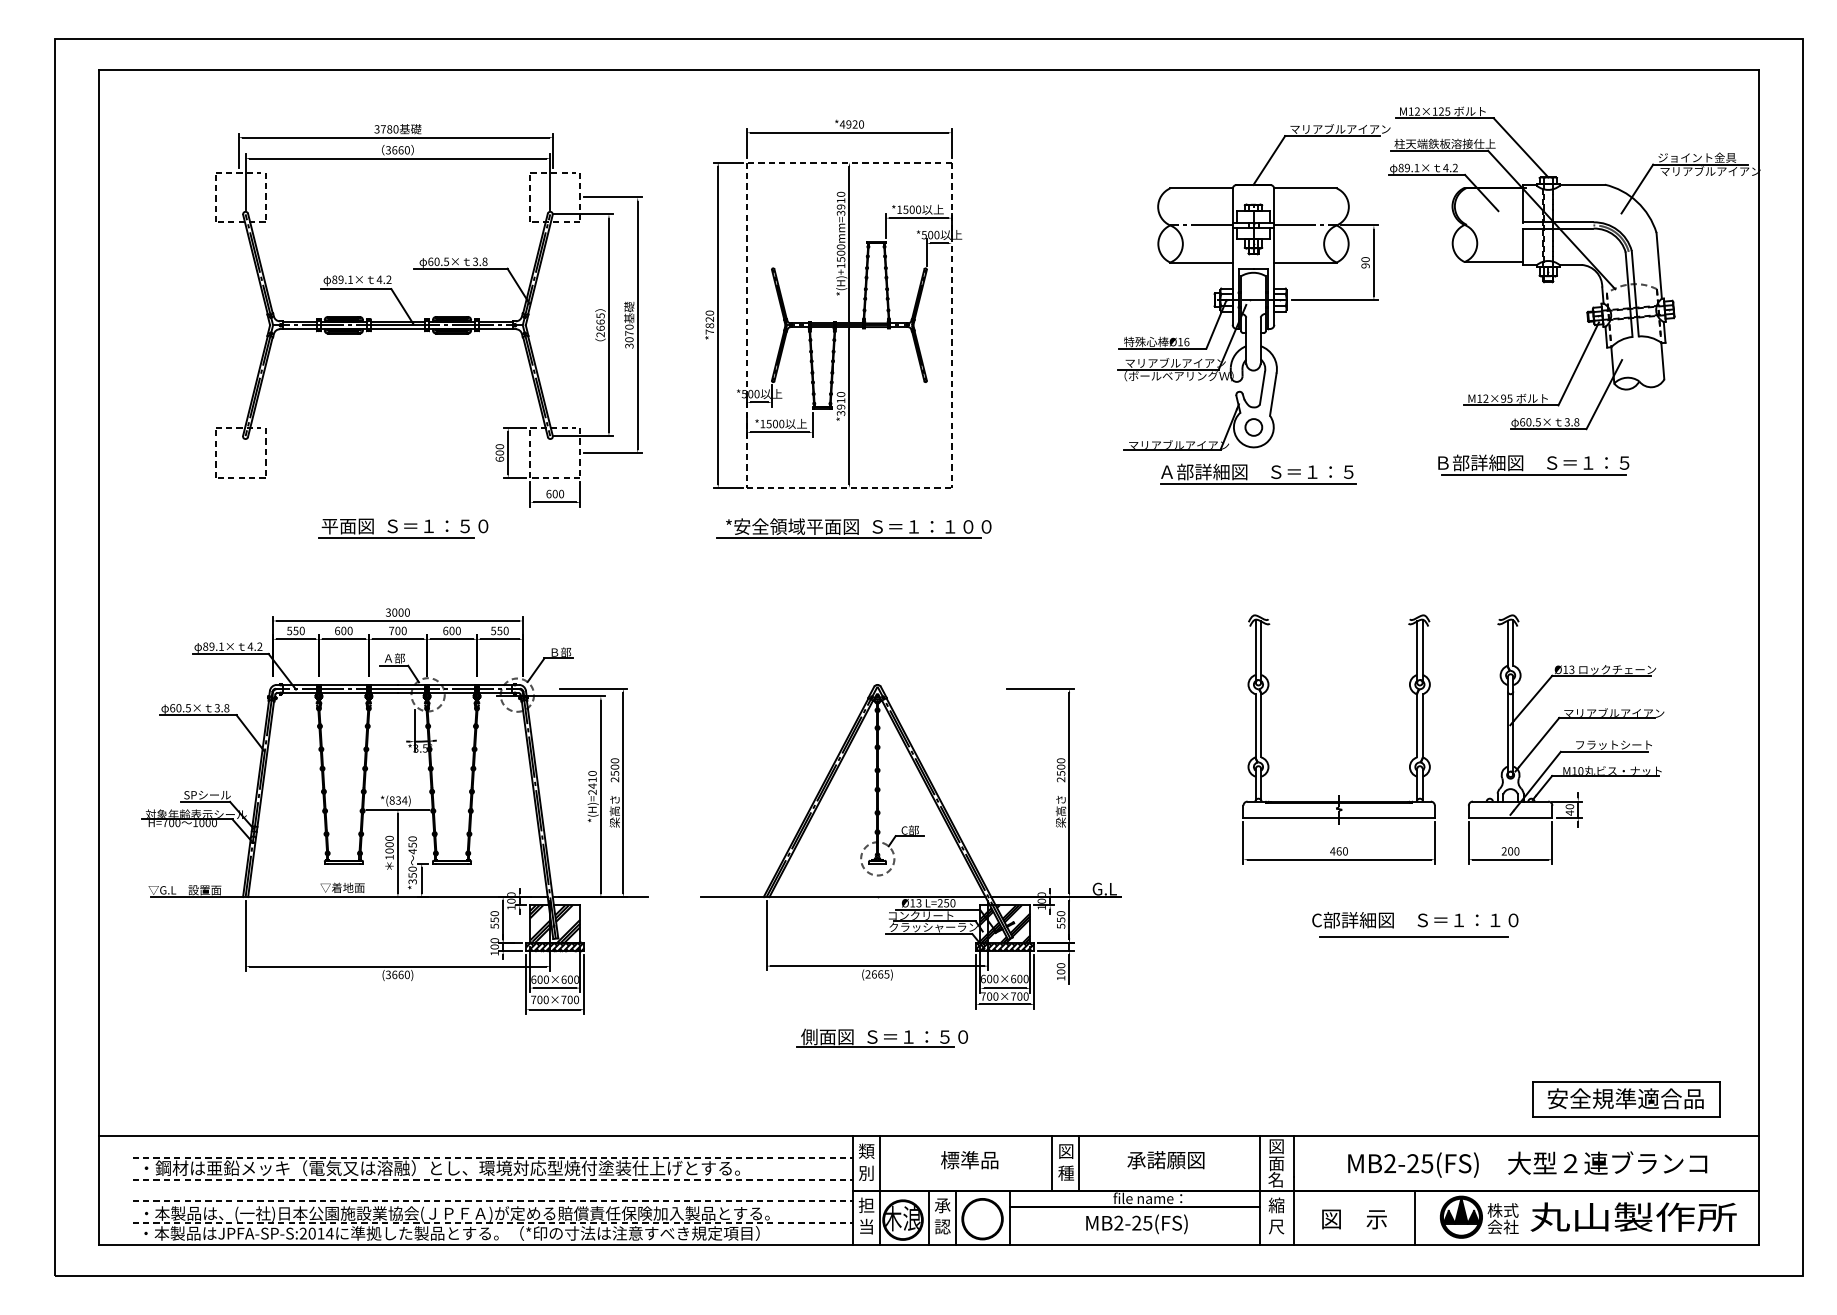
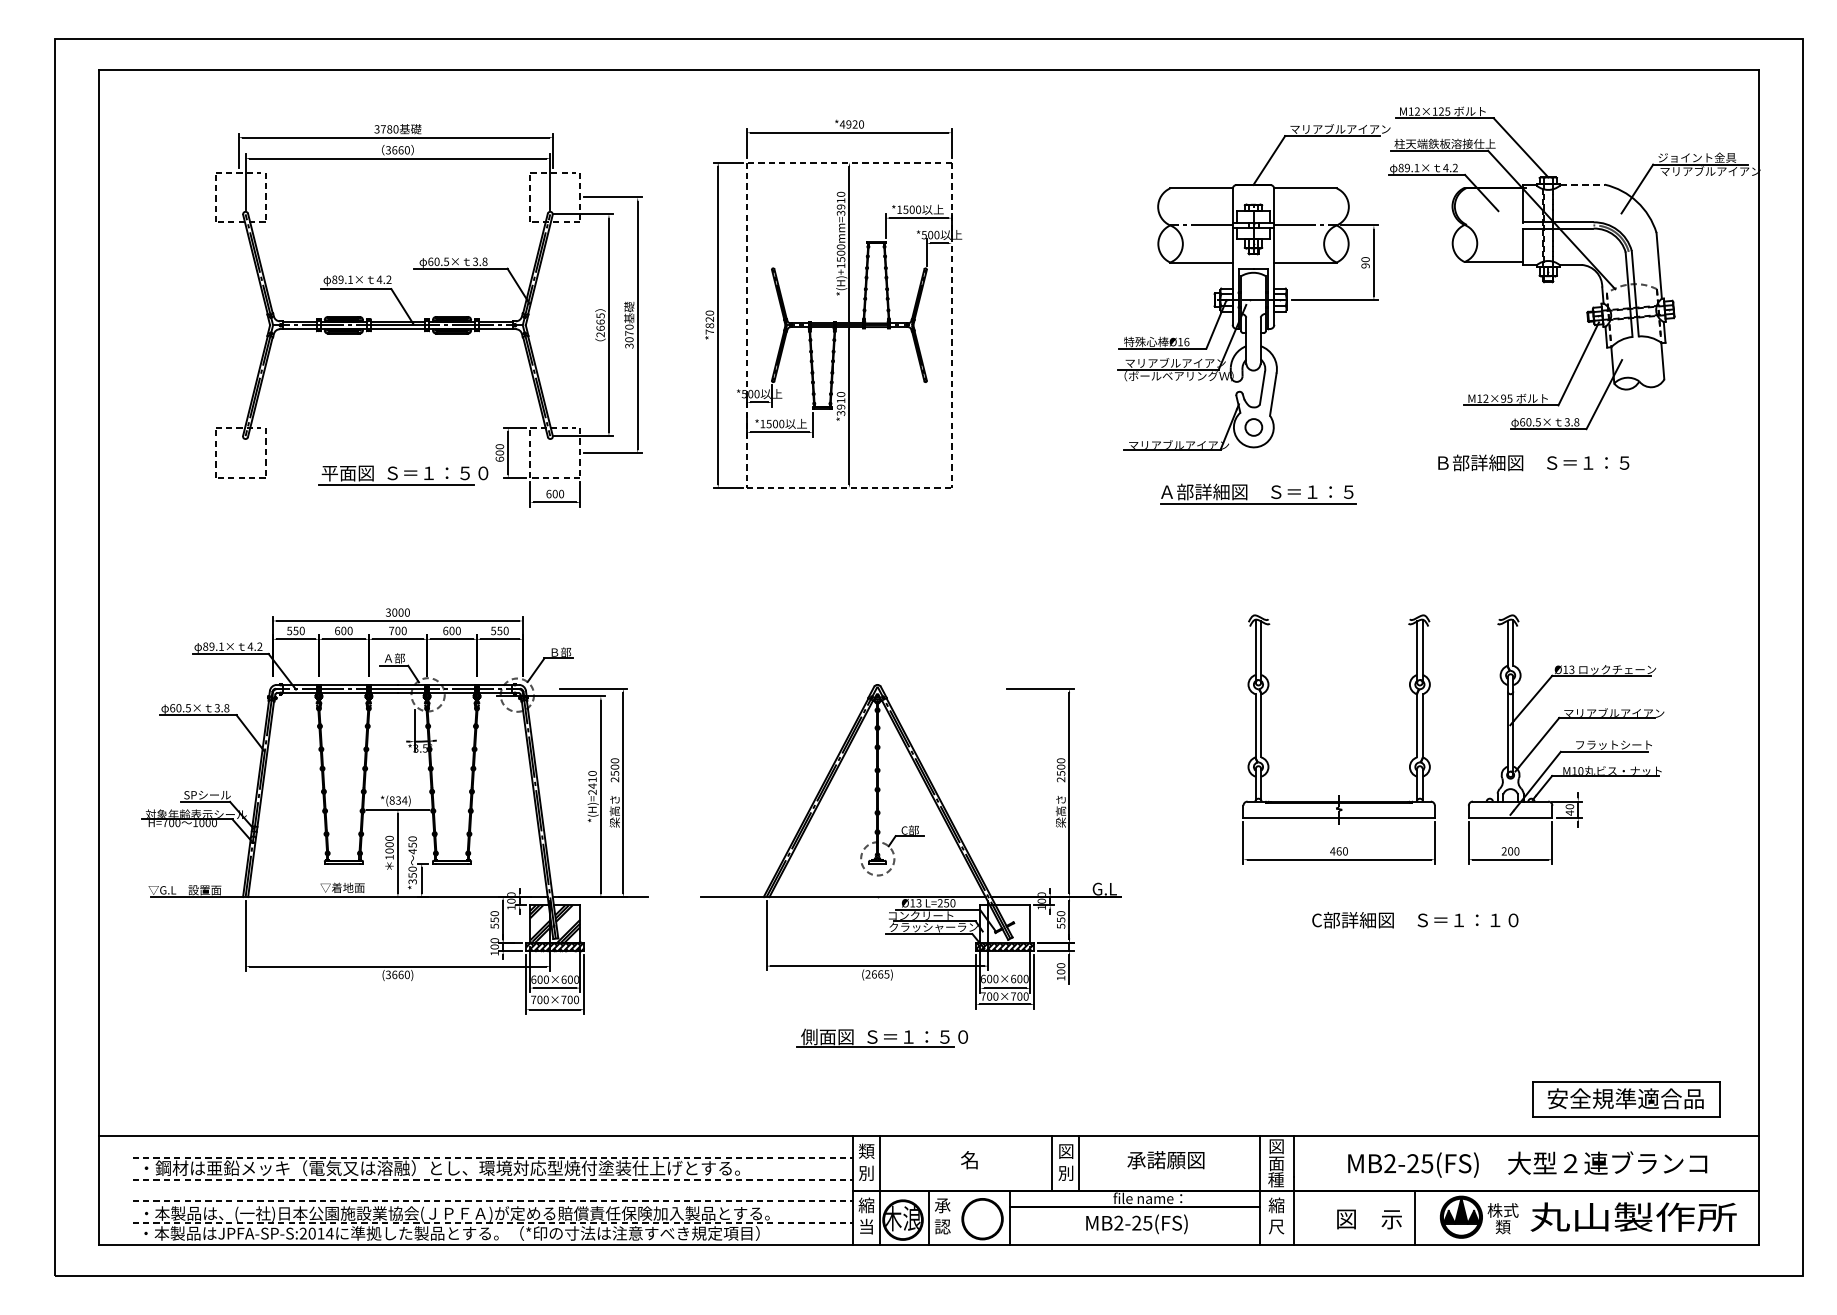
line: solid -> dashed (1582, 184)
line: present -> none (1534, 475)
part position: (1258, 483) -> (1258, 503) (1258, 503)
part position: (403, 528) -> (403, 475) (403, 475)
part: present -> none (853, 528)
hatch: present -> none (1005, 923)
line: present -> none (1413, 936)
text: 標準品 -> 名 (969, 1160)
text: 種 -> 別 (1066, 1172)
text: 名 -> 種 (1275, 1179)
text: 担 -> 縮 (866, 1205)
line: present -> none (956, 1217)
text position: (1354, 1219) -> (1369, 1219) (1369, 1219)
text: 会社 -> 類 (1502, 1226)
